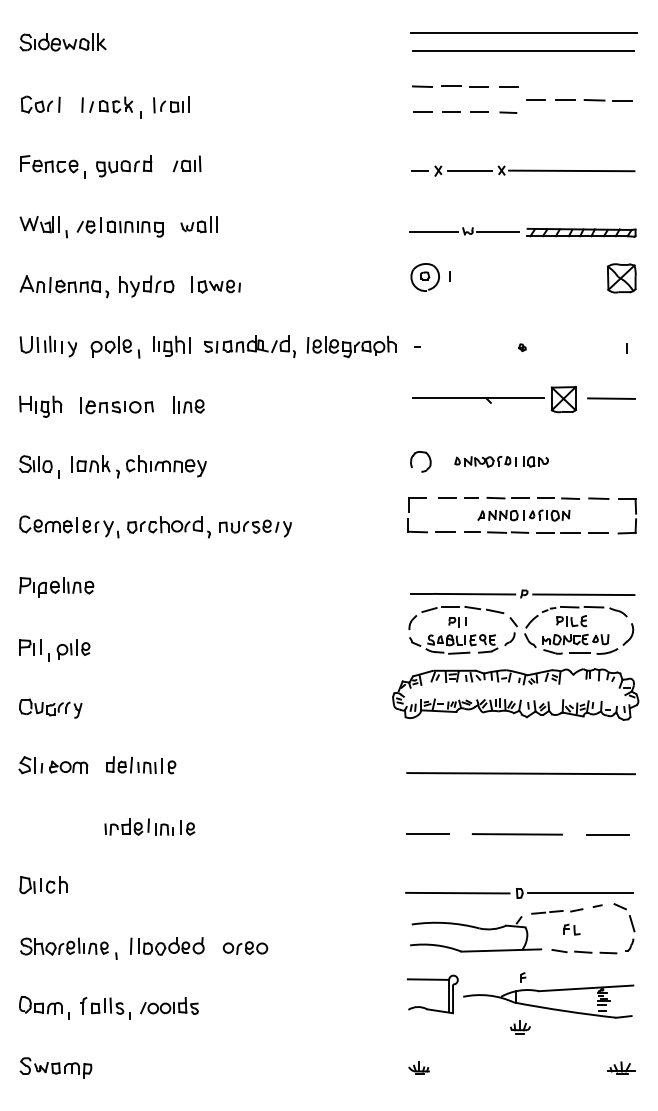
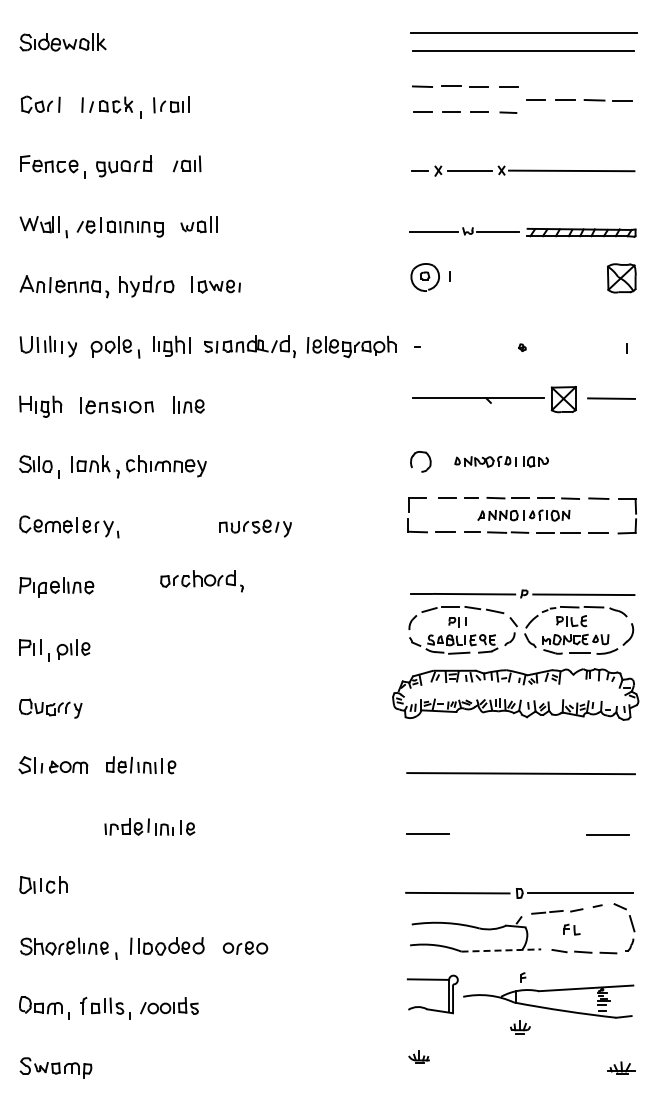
part position: (168, 527) -> (201, 581) (201, 581)
line: present -> none (517, 834)
line: solid -> dashed (501, 950)
part position: (418, 1067) -> (418, 1056) (418, 1056)
